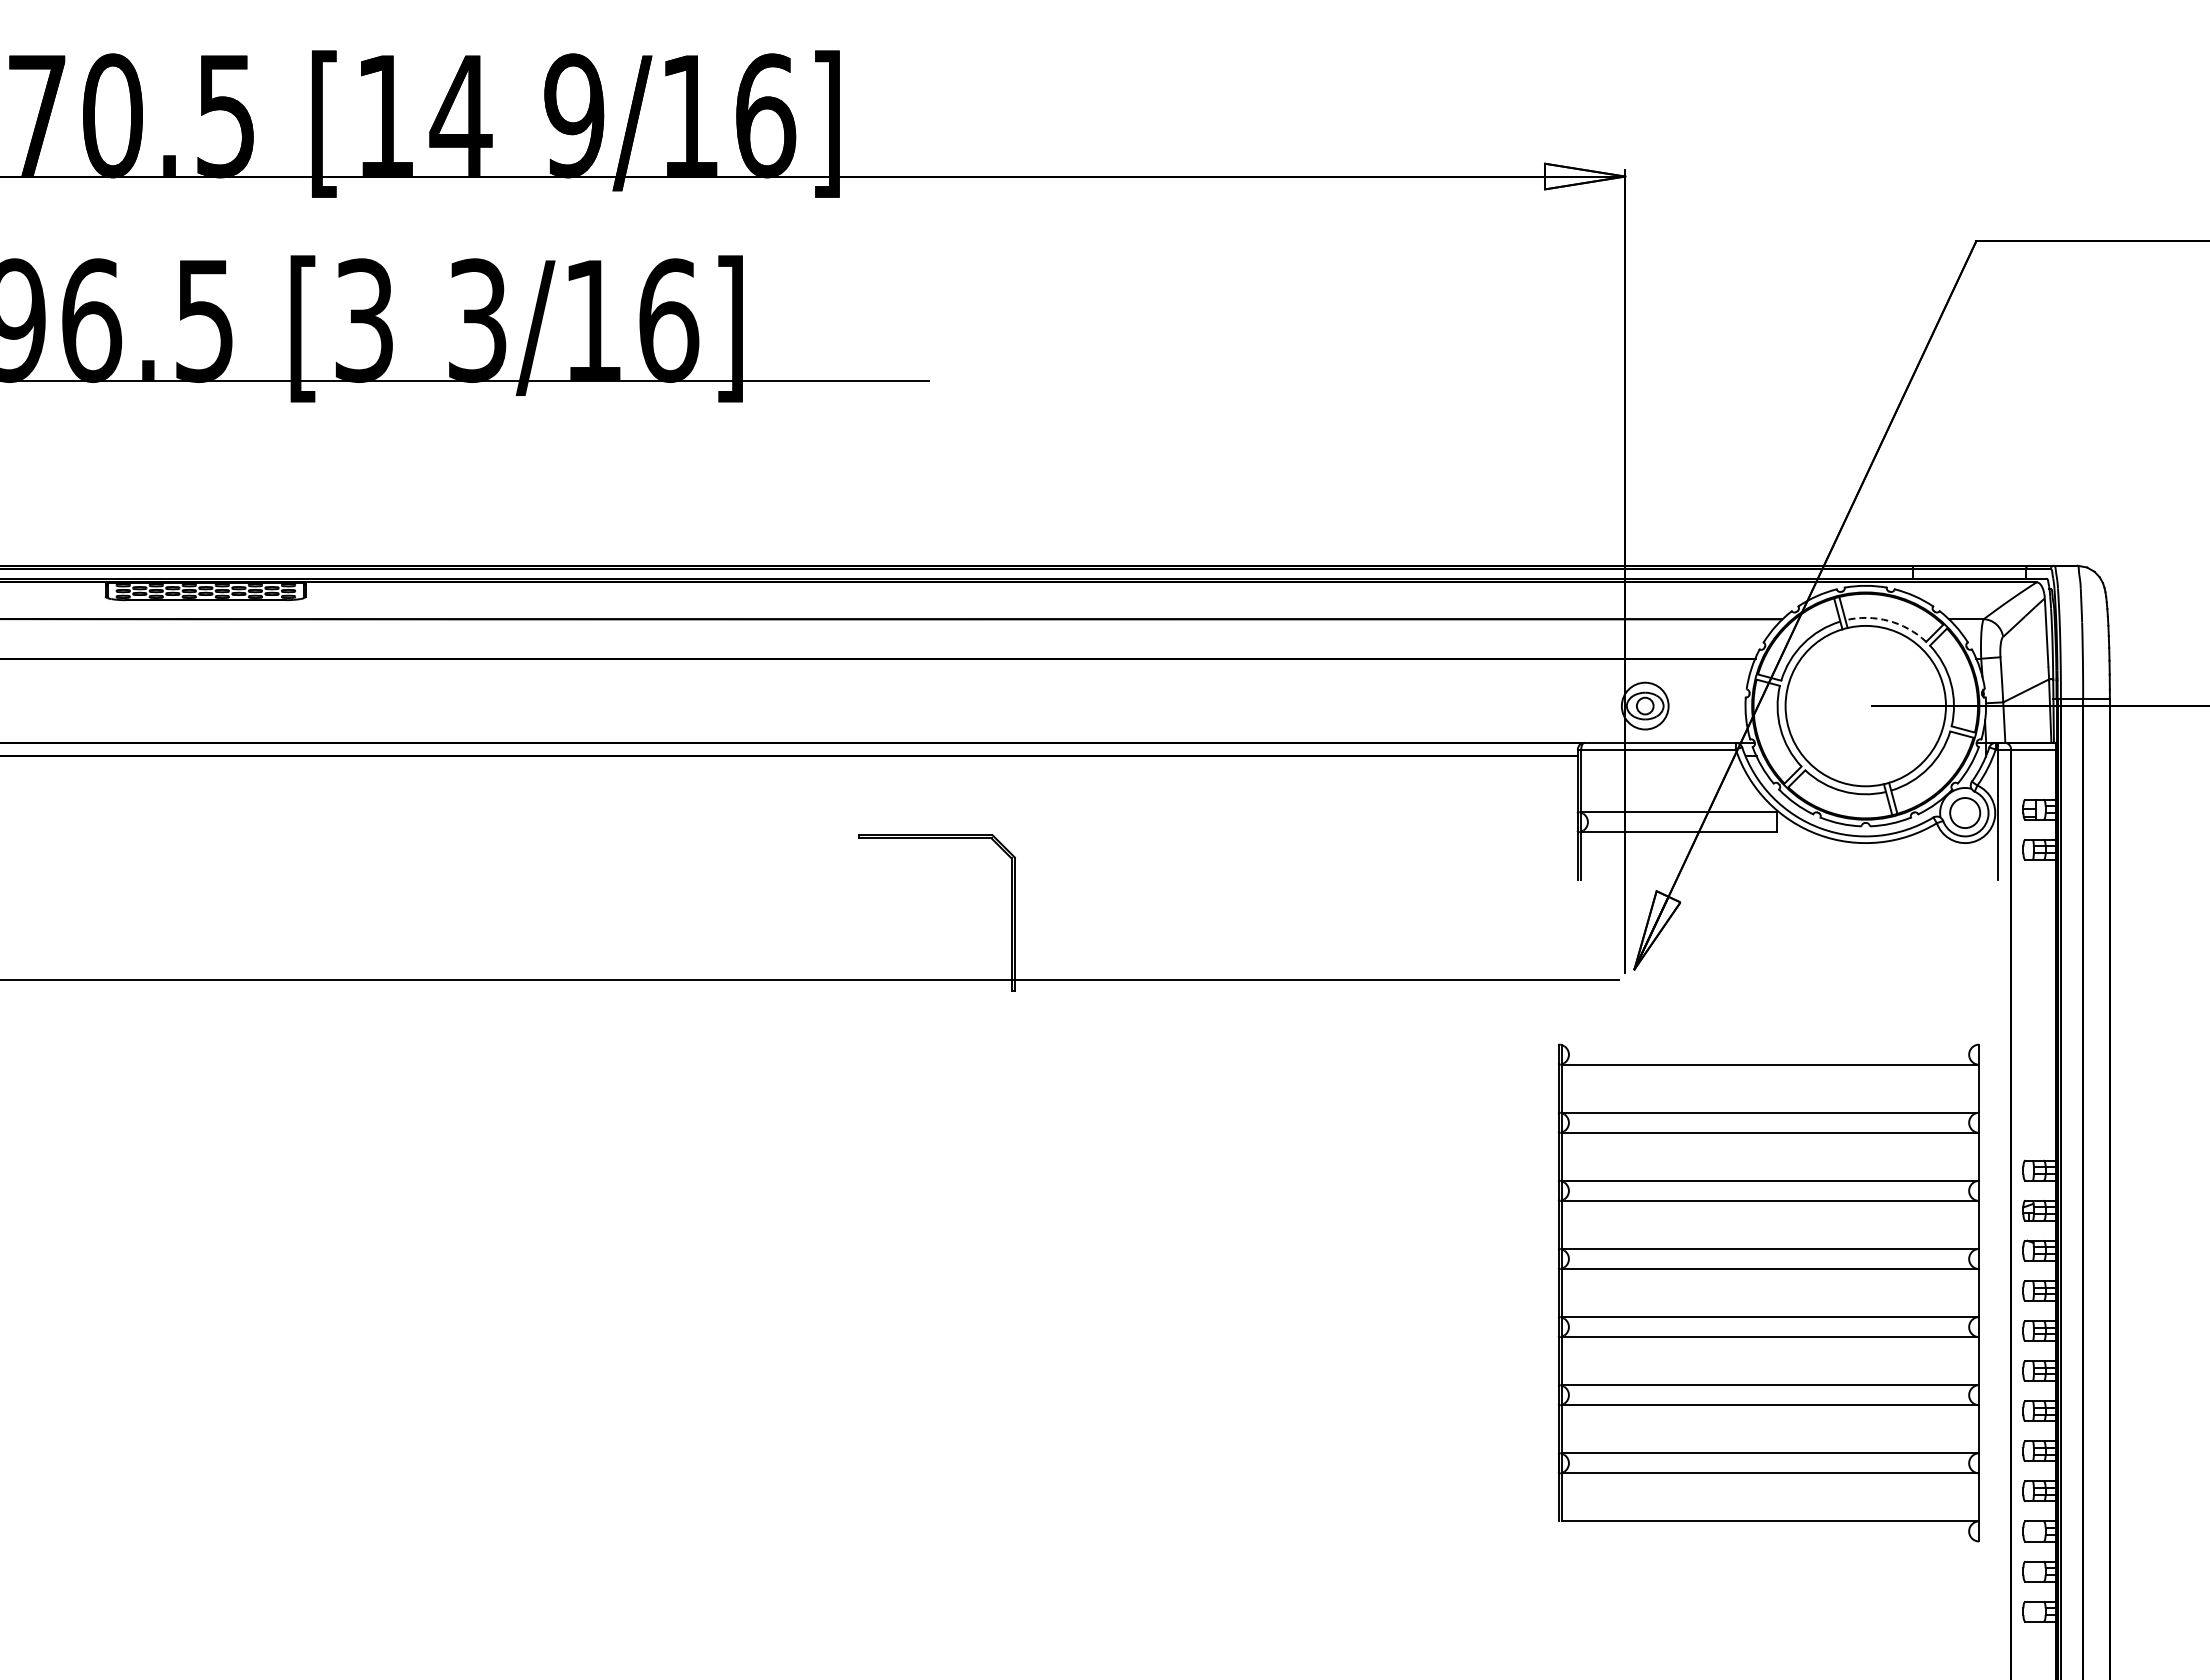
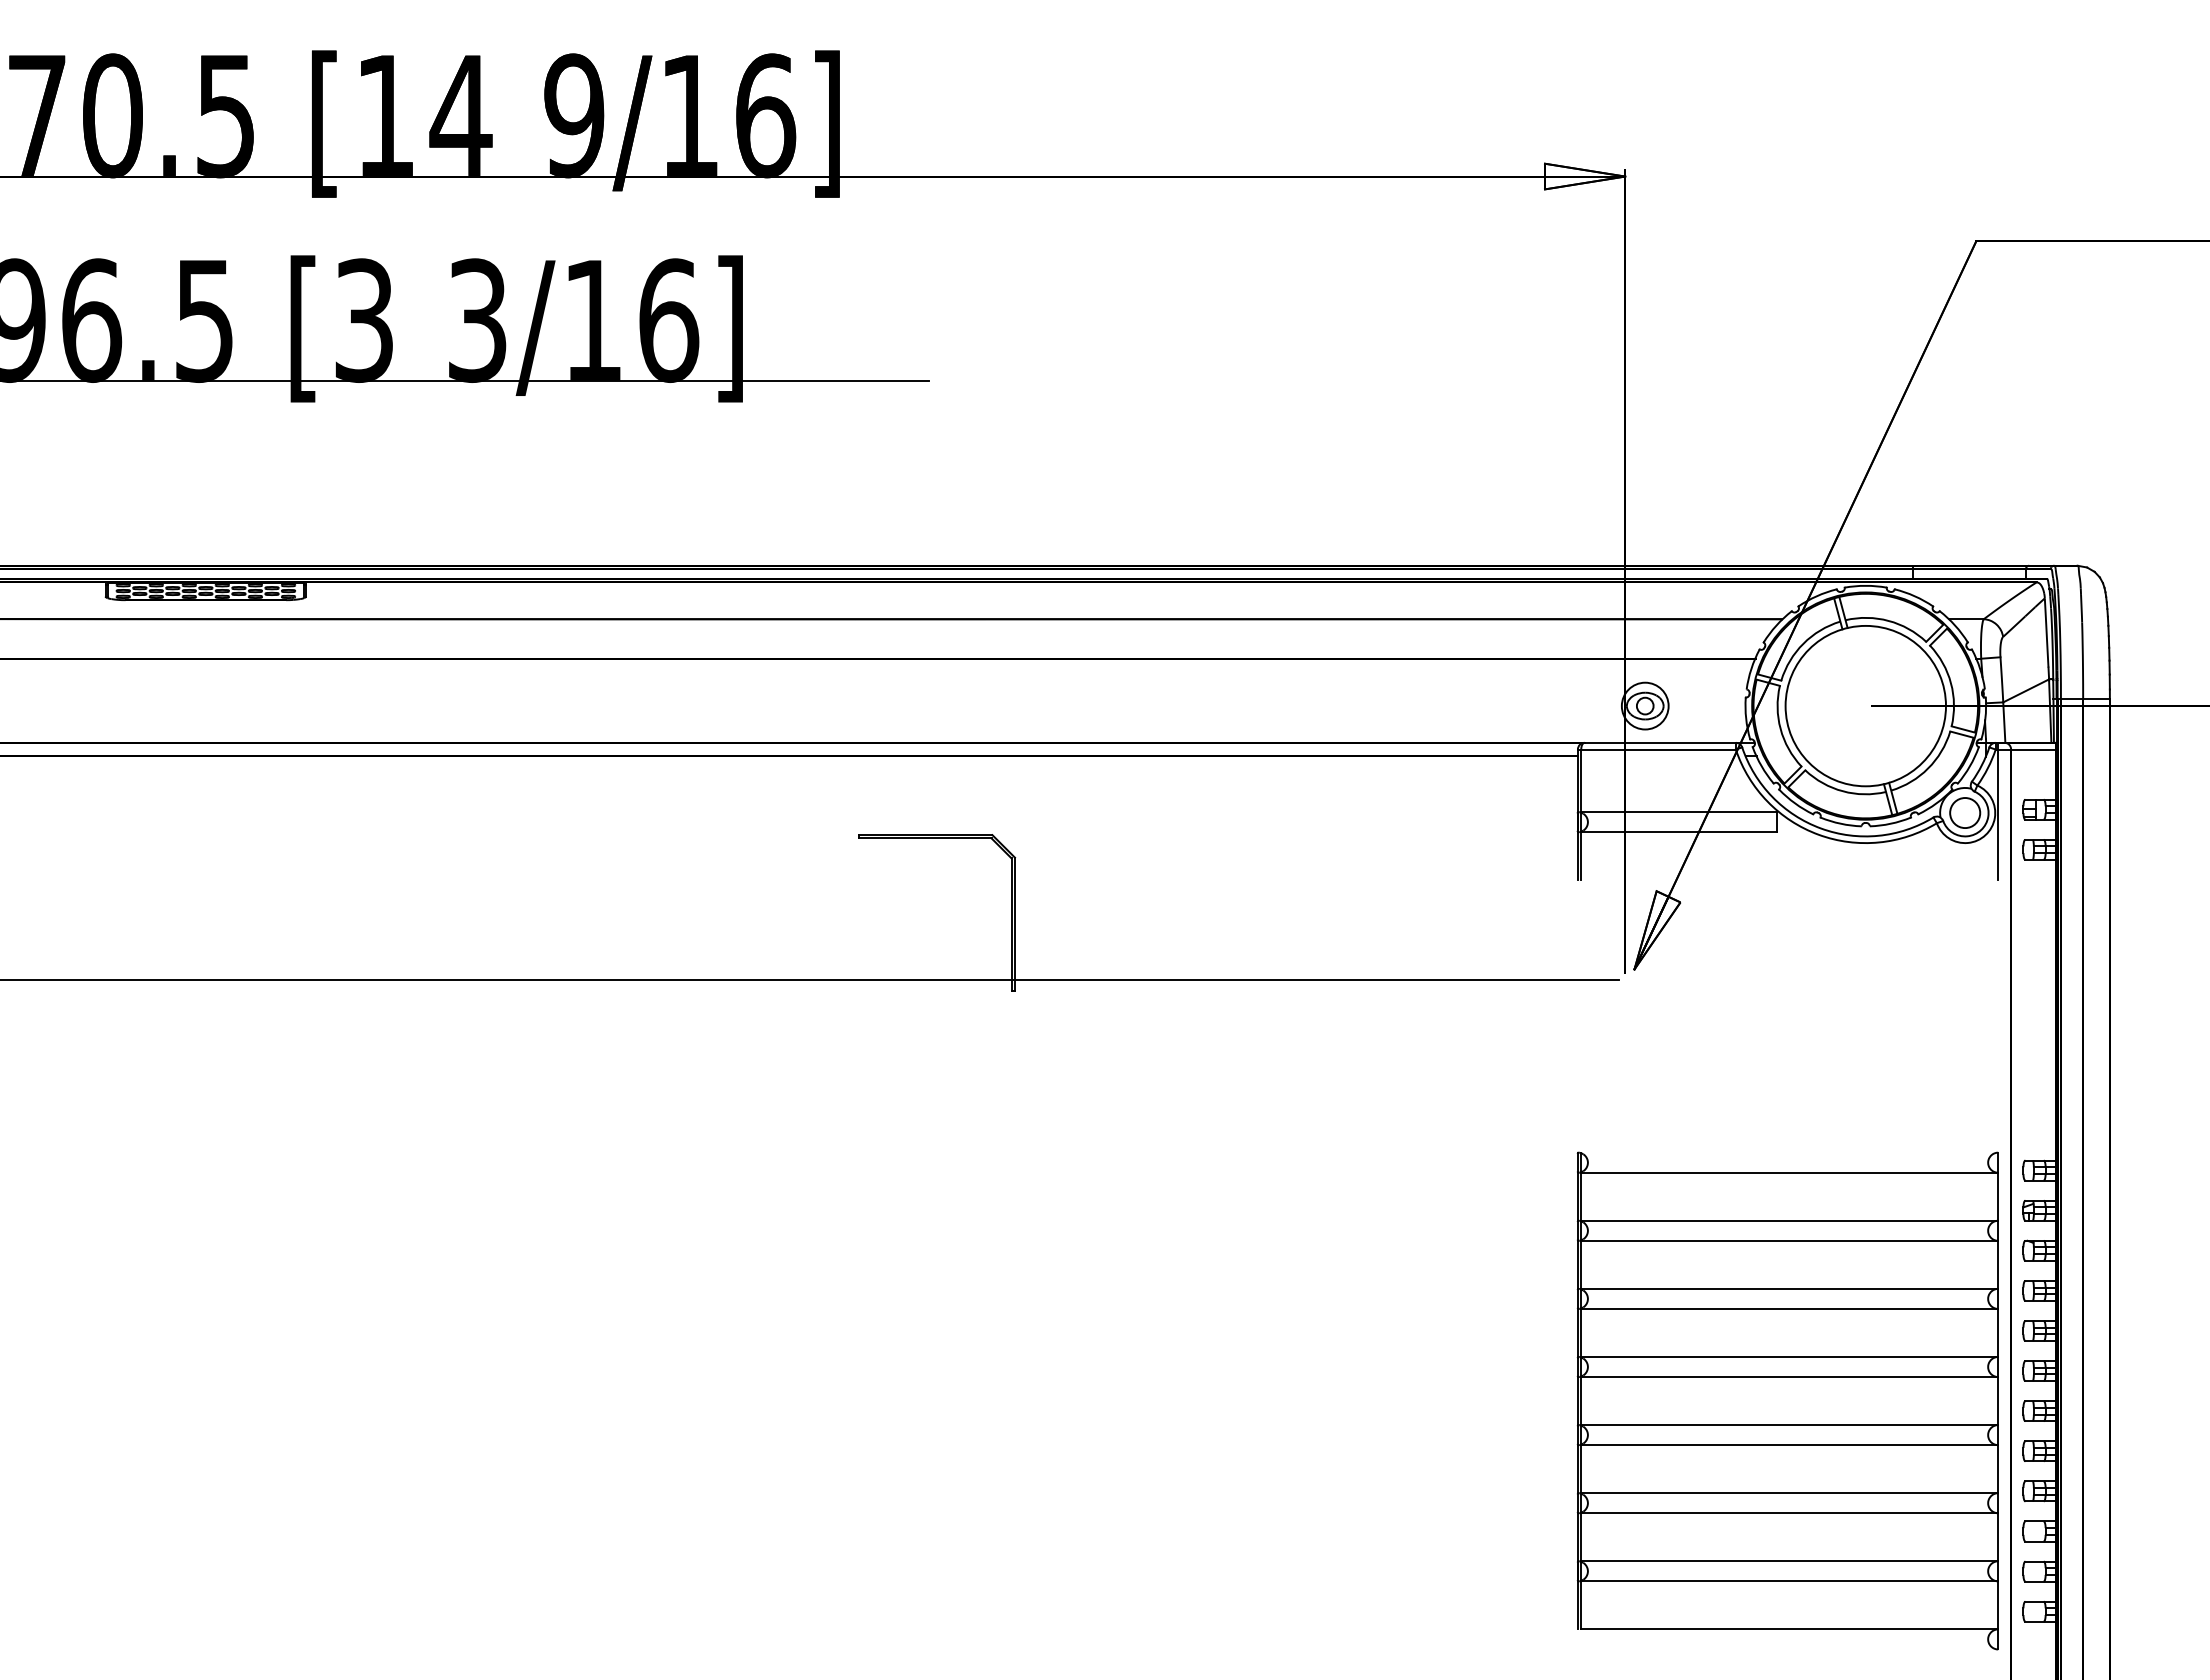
arc: dashed -> solid (1888, 620)
part position: (1768, 1292) -> (1787, 1400) (1787, 1400)
